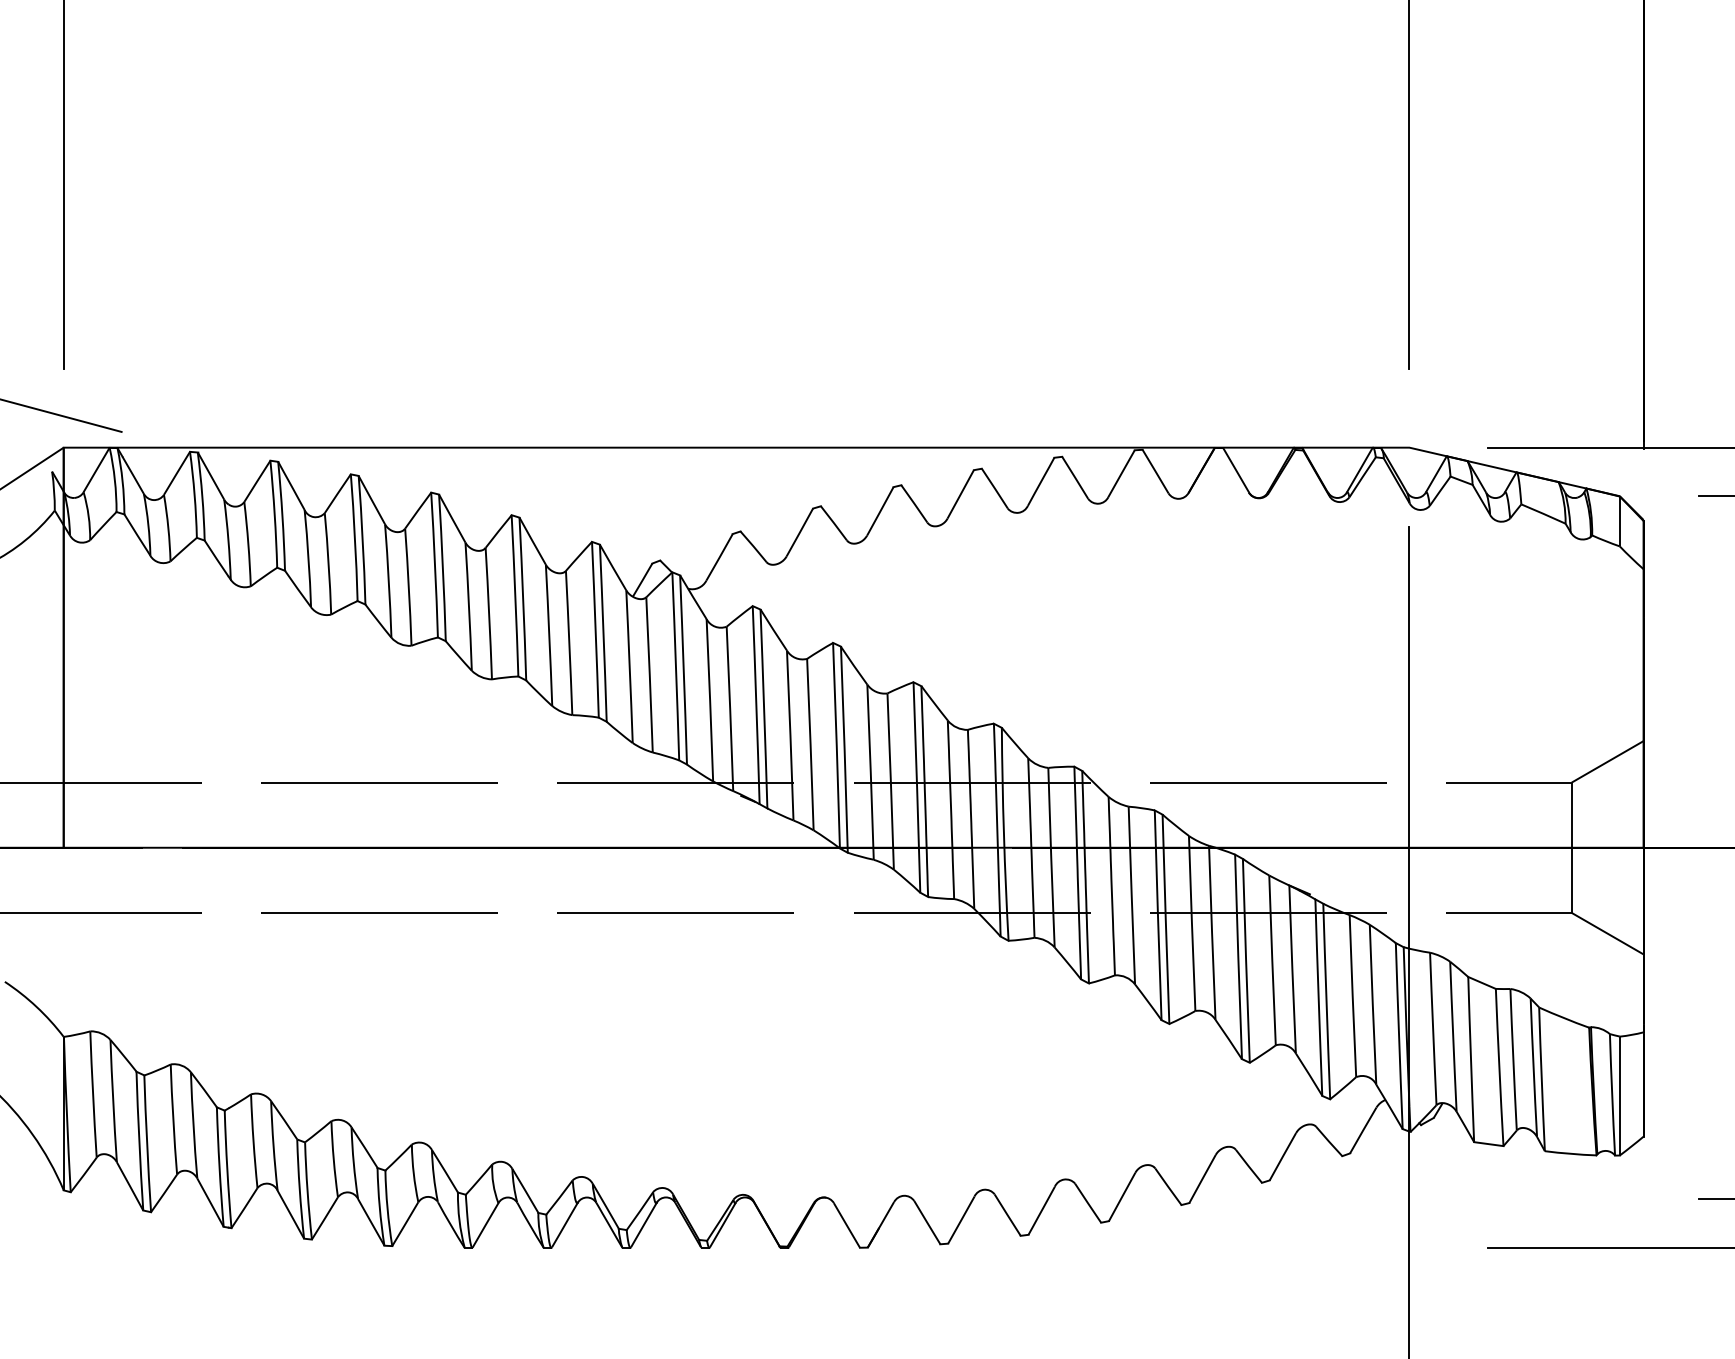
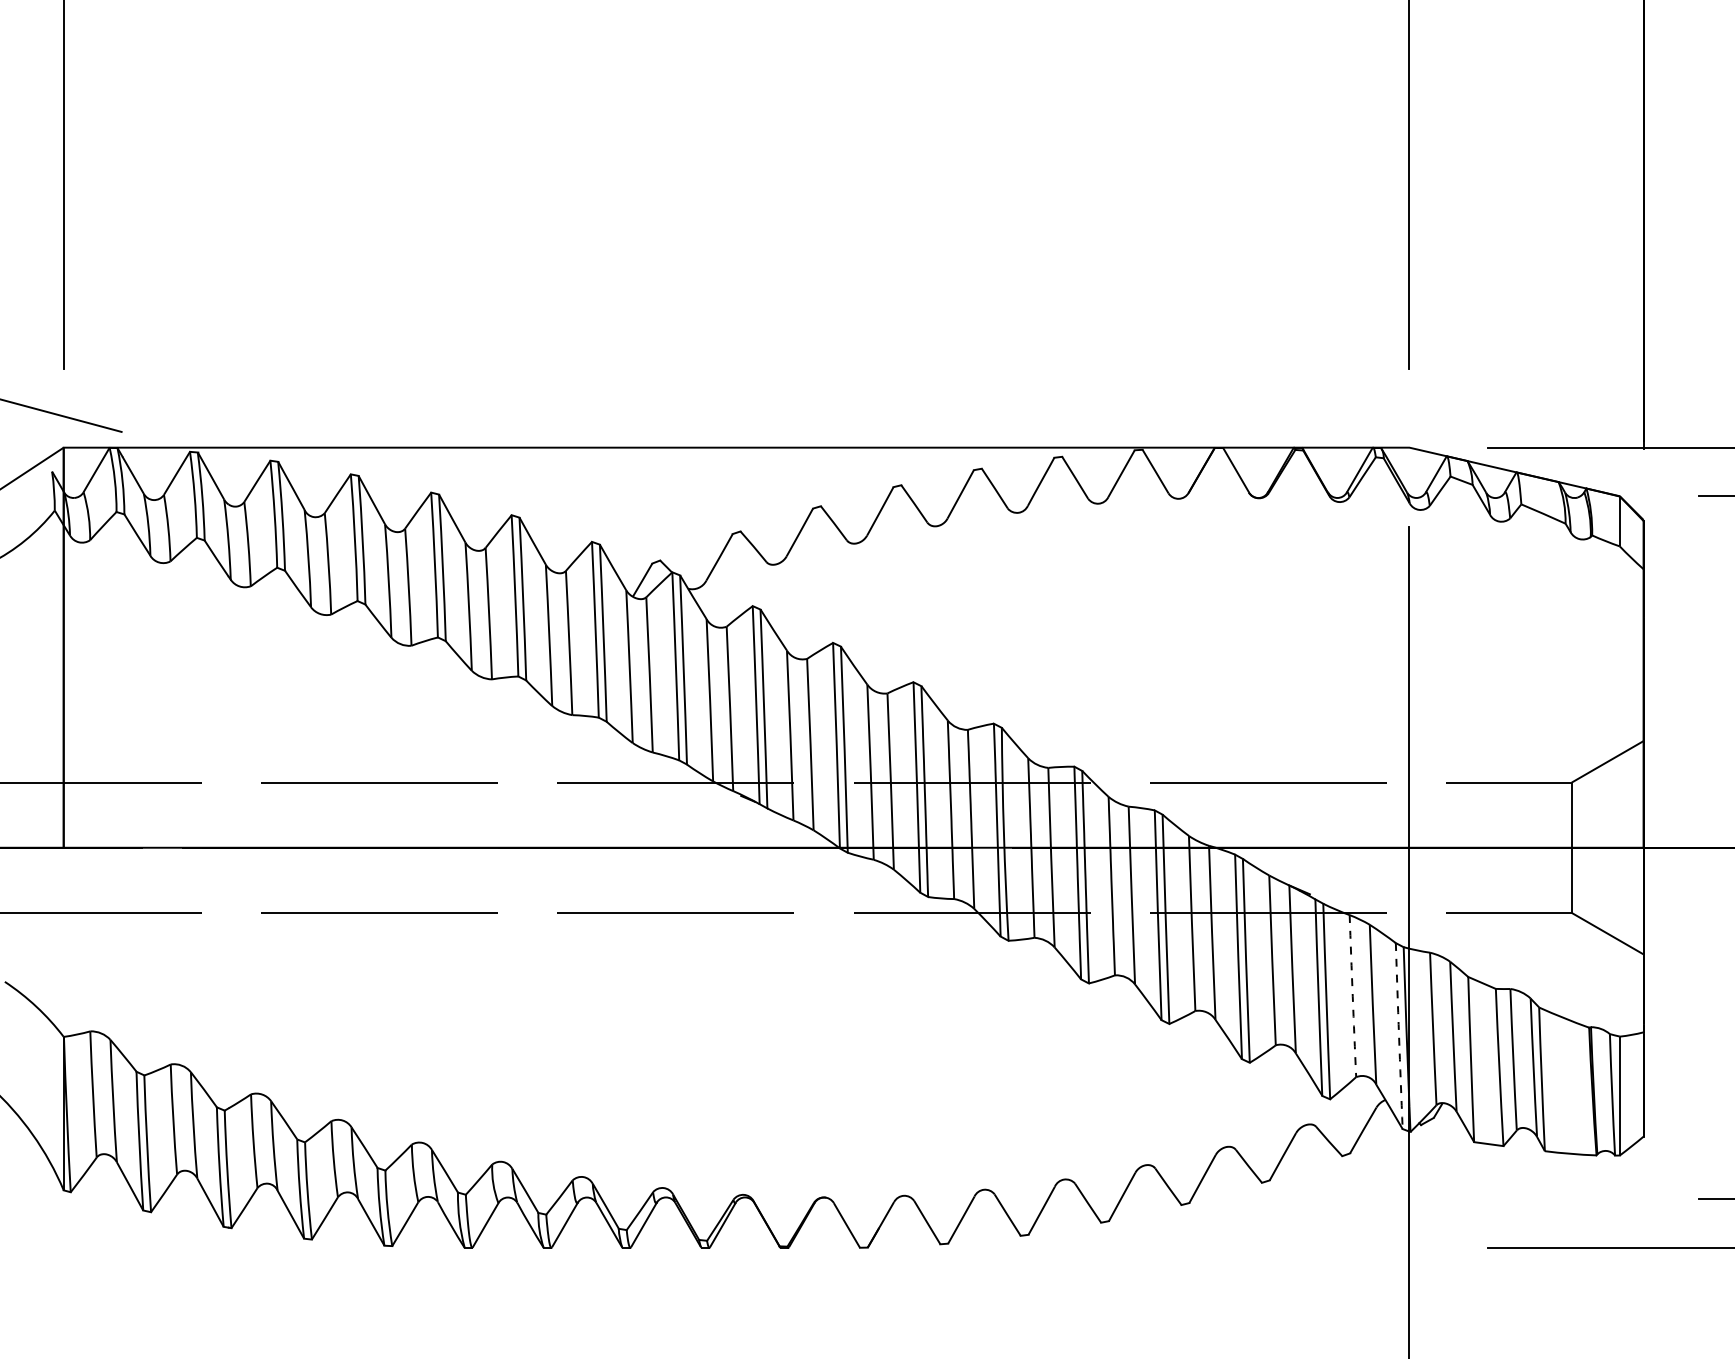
arc: solid -> dashed (1352, 996)
arc: solid -> dashed (1399, 1036)
